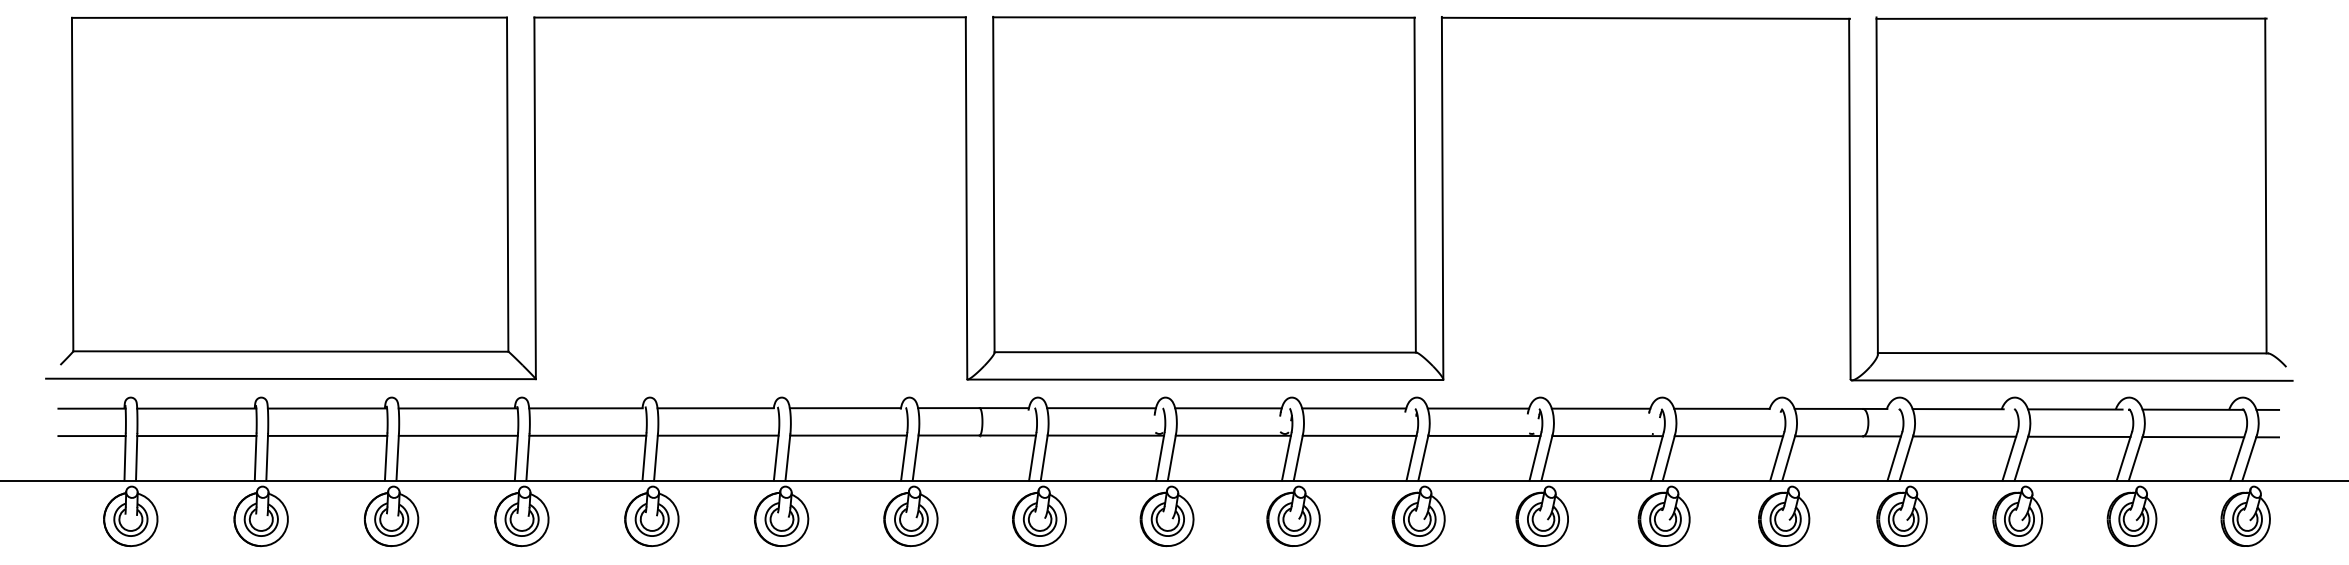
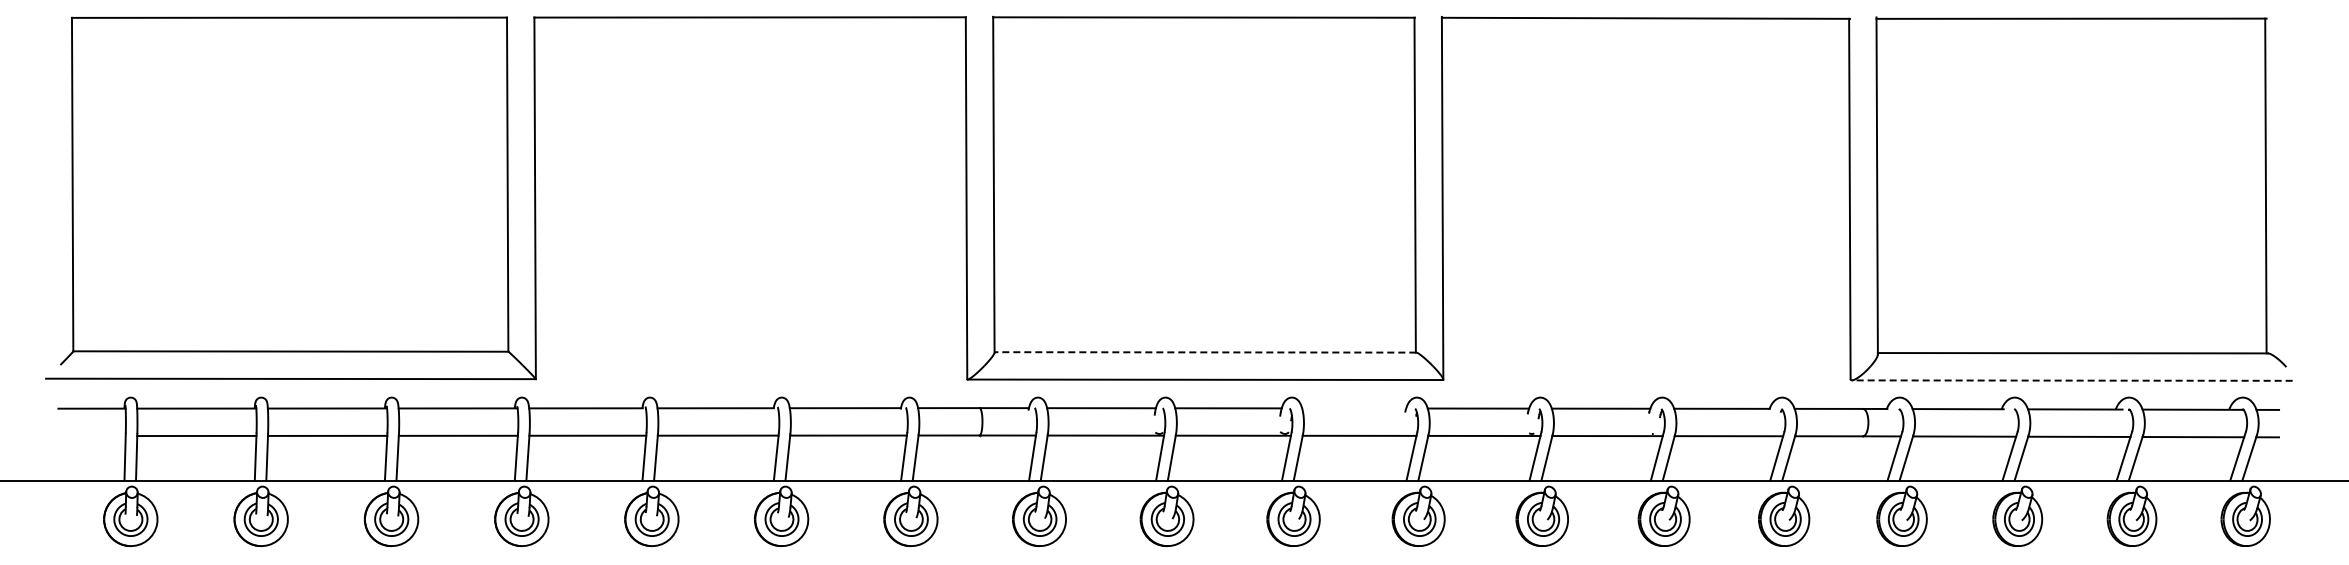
line: solid -> dashed (1205, 352)
line: solid -> dashed (2071, 380)
line: present -> none (1354, 408)
line: present -> none (91, 436)
